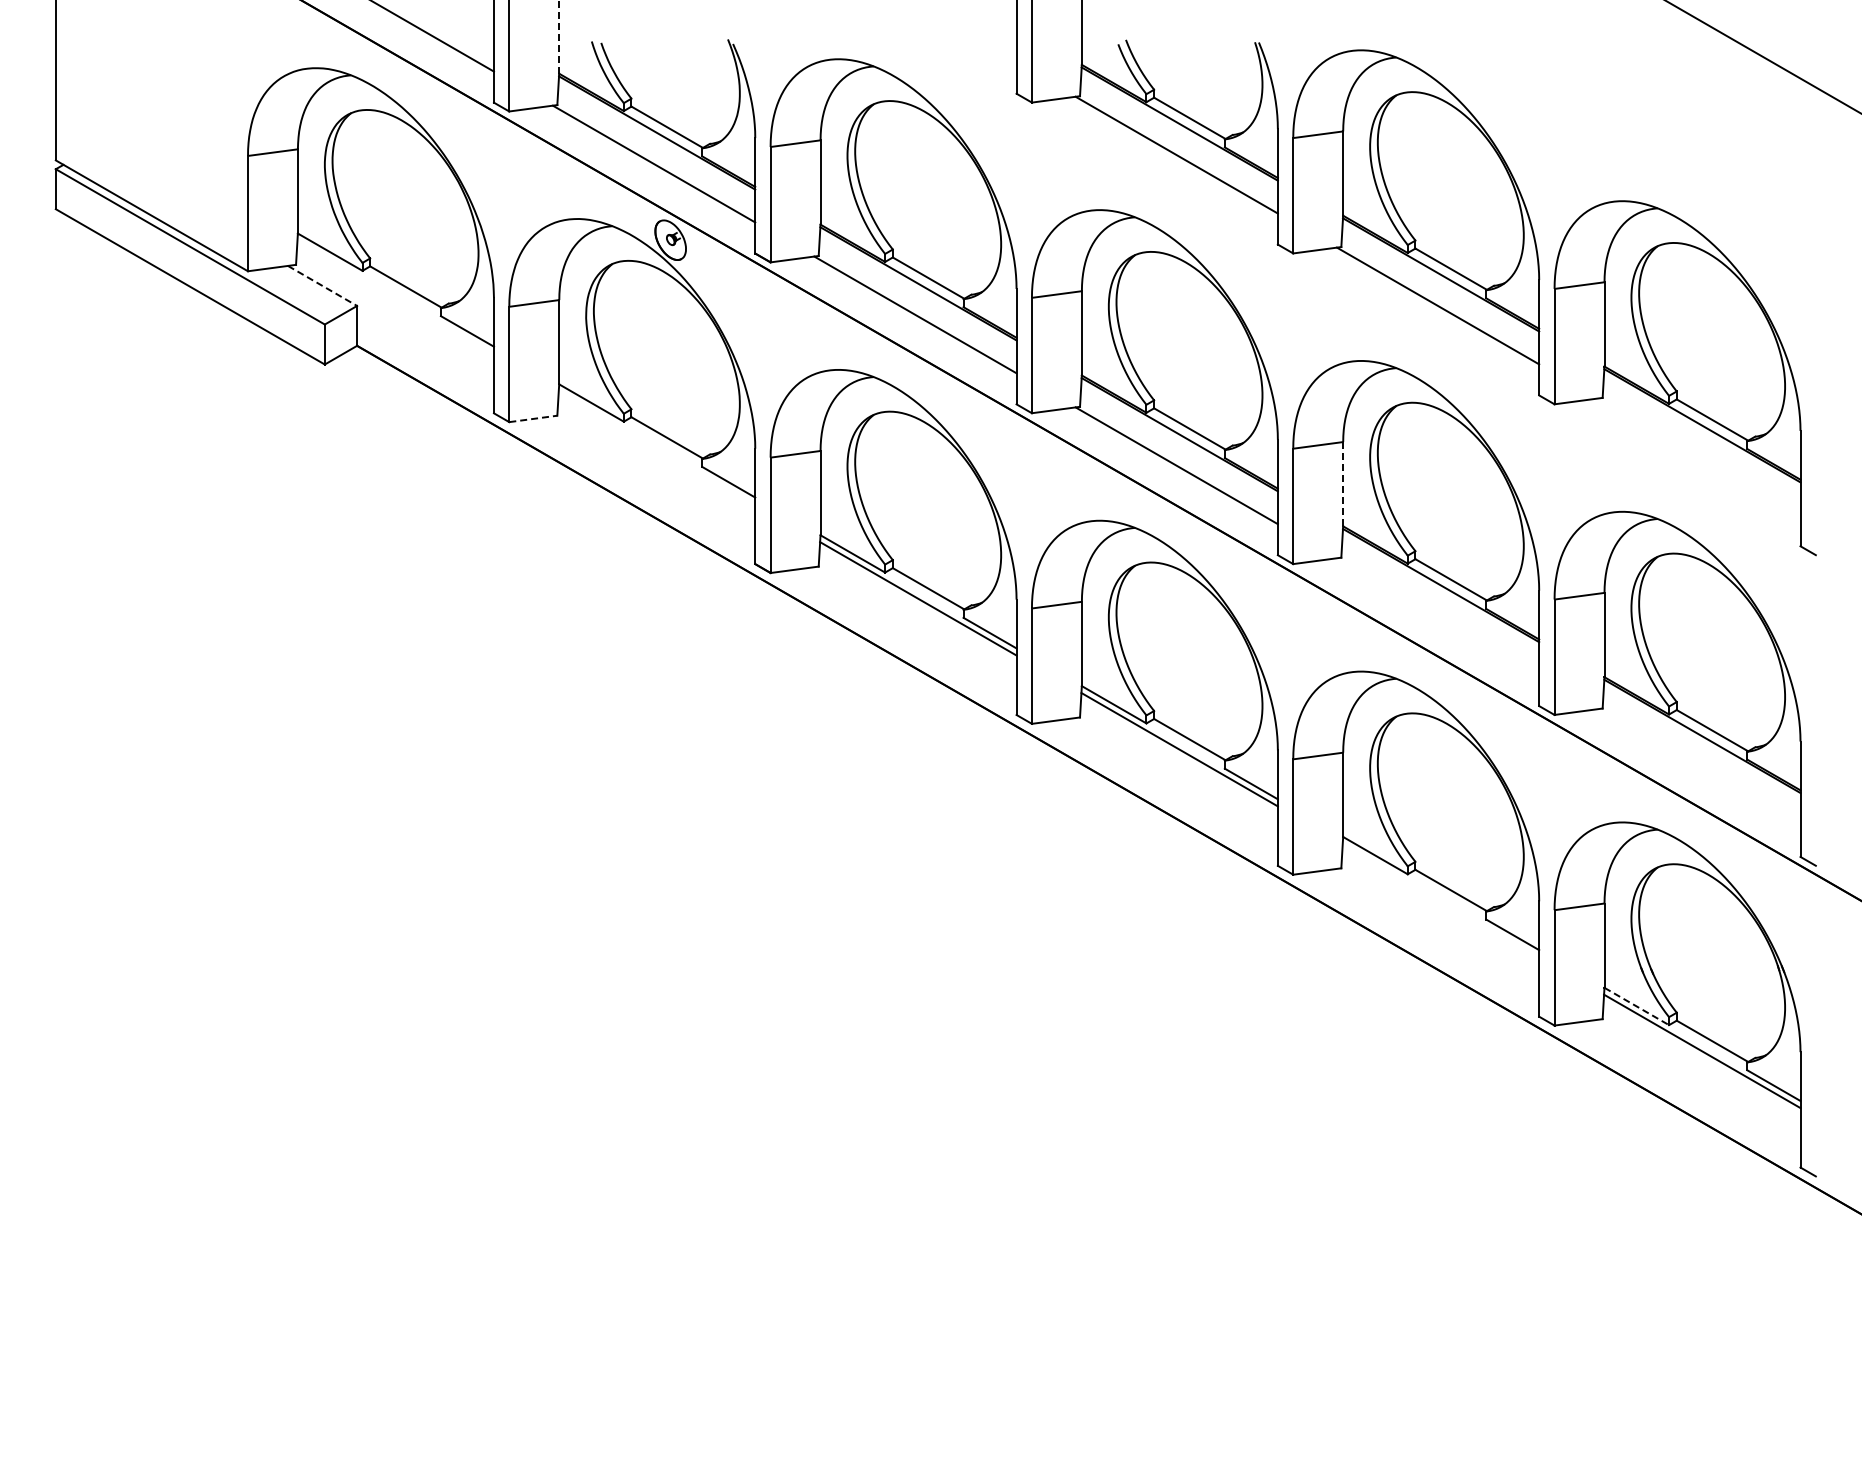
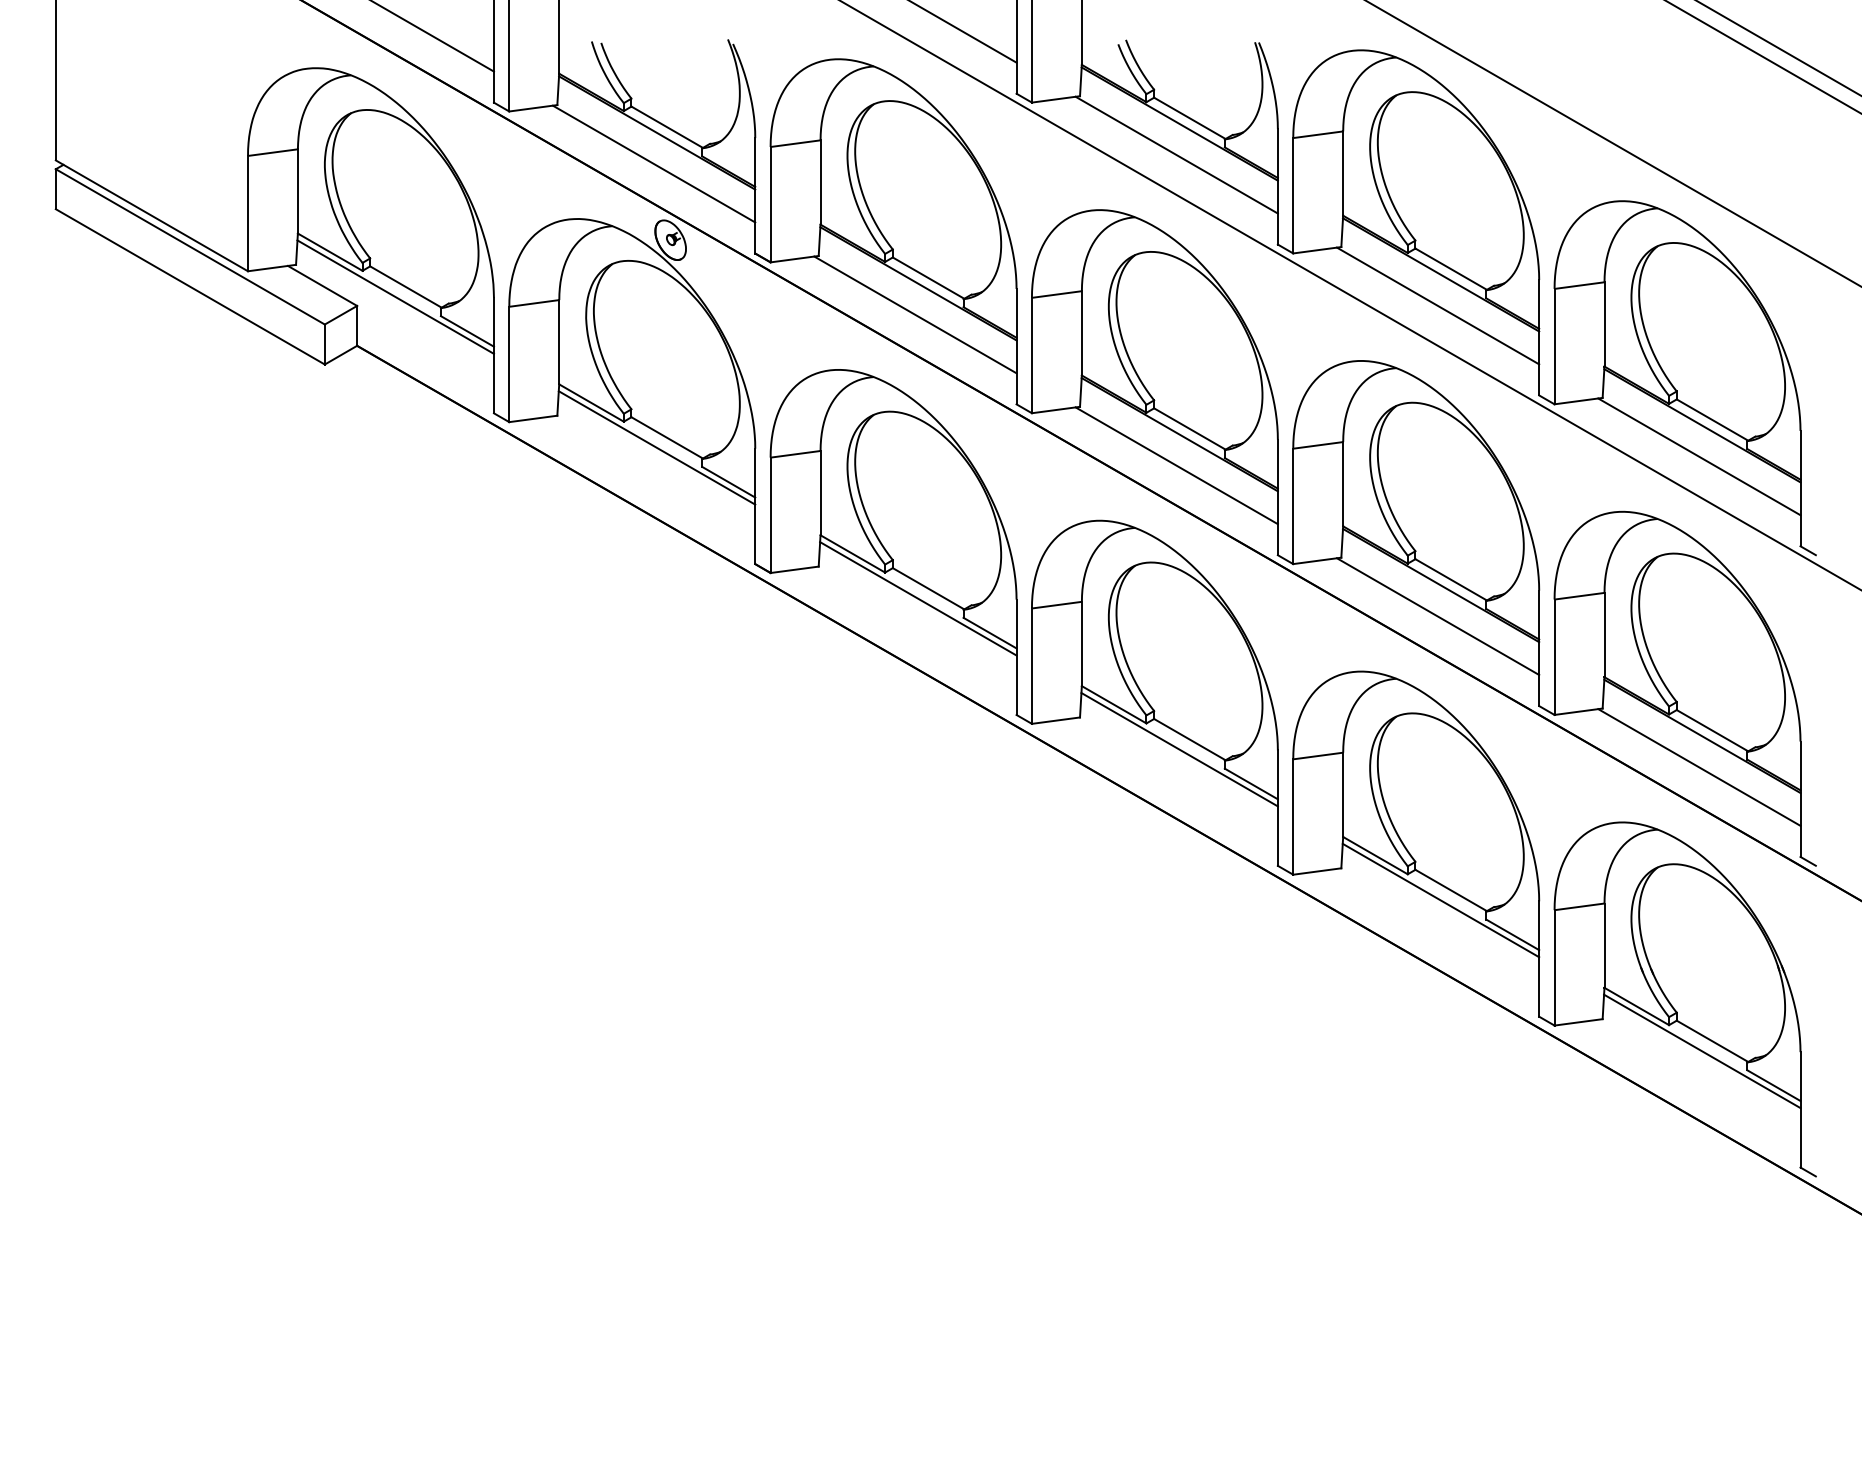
line: none -> present (963, 32)
line: dashed -> solid (559, 37)
line: none -> present (1778, 48)
line: none -> present (1613, 143)
line: dashed -> solid (322, 285)
line: none -> present (1350, 295)
line: none -> present (395, 296)
line: dashed -> solid (533, 418)
line: none -> present (656, 447)
line: none -> present (1699, 456)
line: dashed -> solid (1343, 484)
line: none -> present (1437, 616)
line: none -> present (1699, 767)
line: none -> present (1440, 900)
line: dashed -> solid (1637, 1006)
